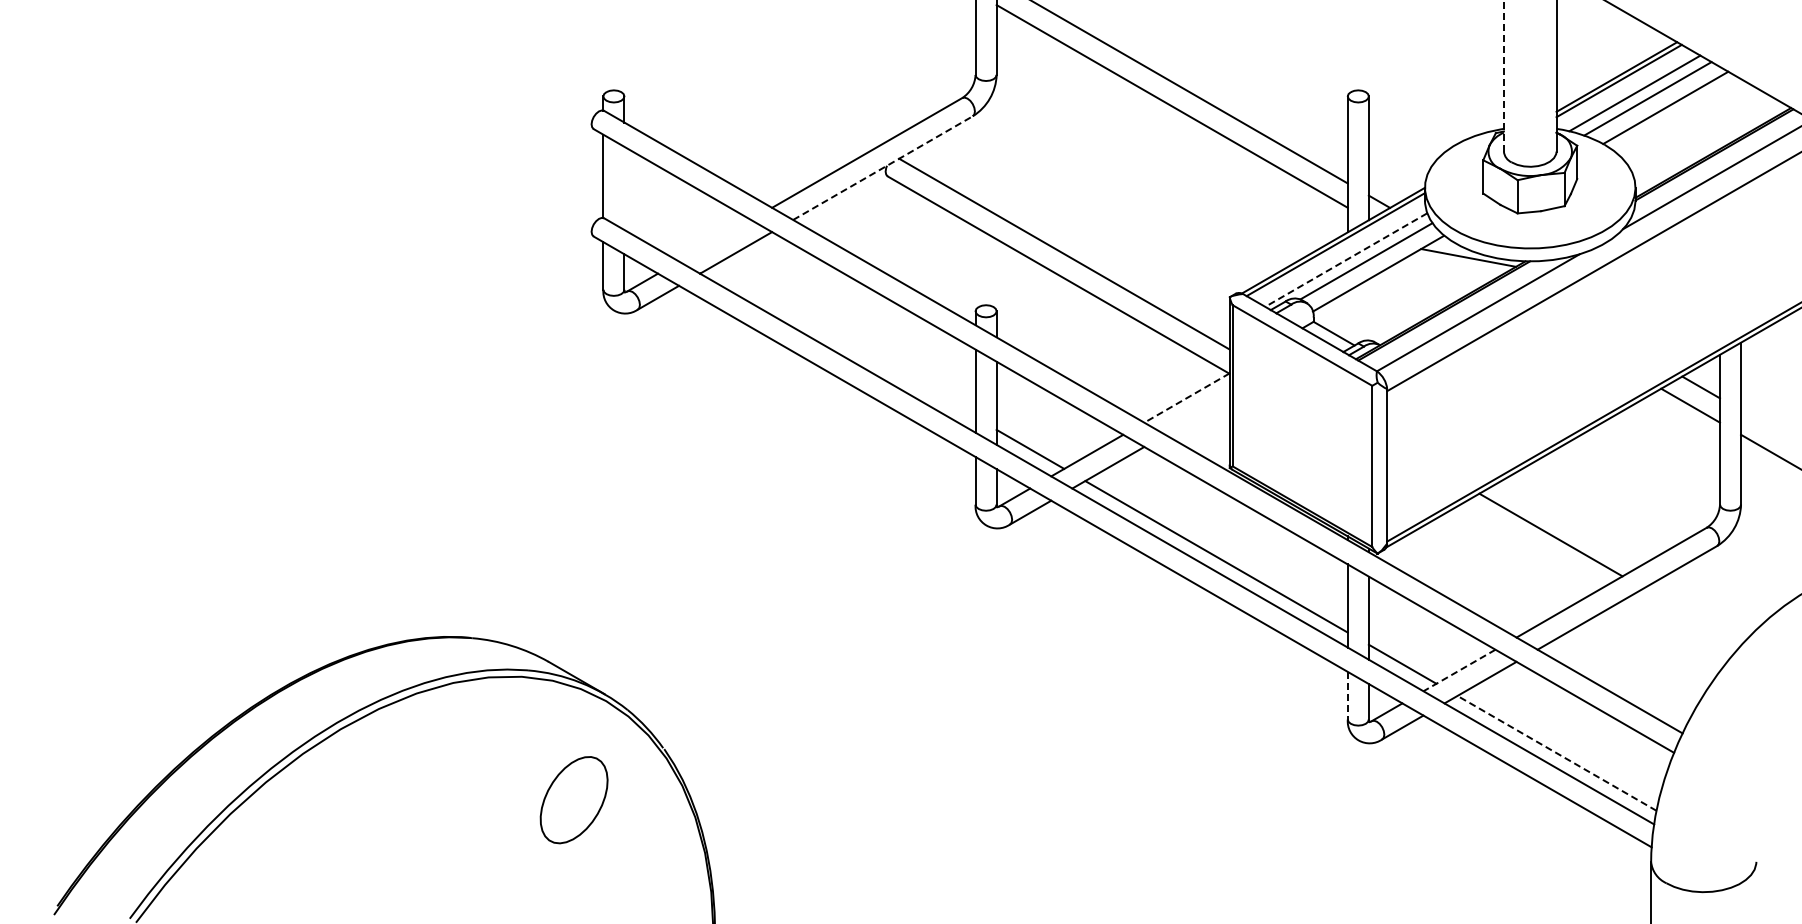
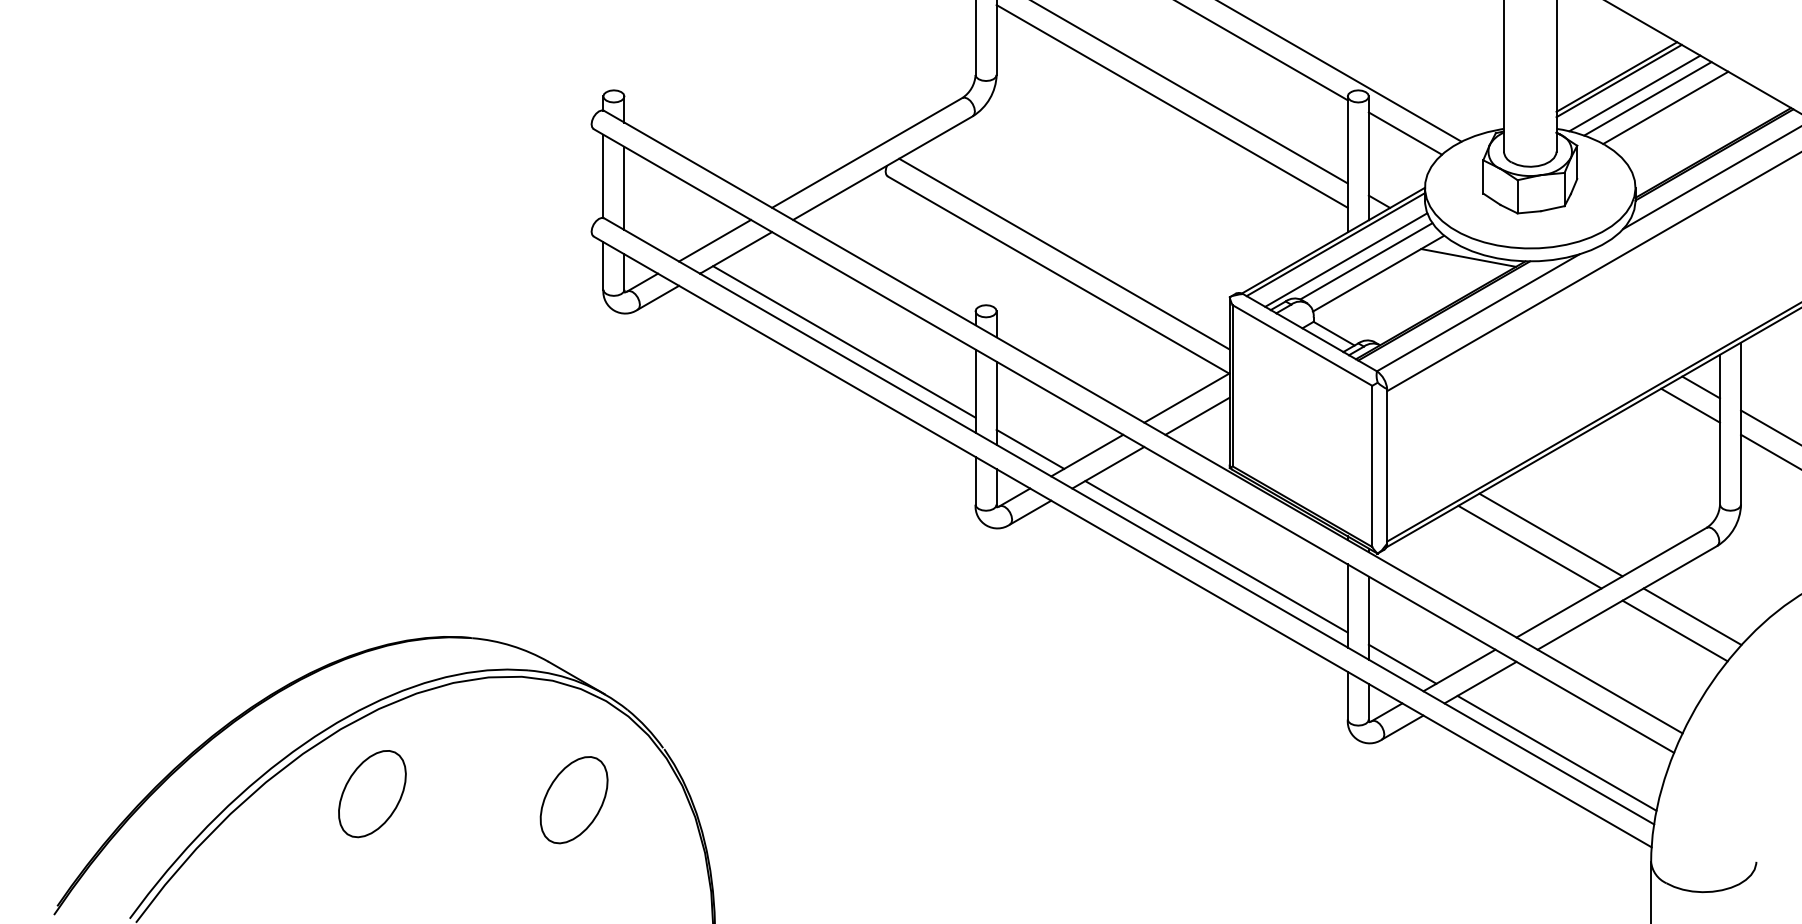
line: none -> present (1262, 51)
line: none -> present (1340, 71)
line: dashed -> solid (1503, 75)
line: none -> present (1404, 133)
line: dashed -> solid (882, 168)
line: none -> present (624, 188)
line: none -> present (715, 240)
line: dashed -> solid (1346, 260)
line: none -> present (844, 341)
line: dashed -> solid (1186, 398)
line: none -> present (1197, 415)
line: none -> present (1769, 426)
line: none -> present (1529, 546)
line: none -> present (1692, 616)
line: none -> present (1674, 630)
line: dashed -> solid (1459, 670)
line: dashed -> solid (1347, 695)
line: dashed -> solid (1557, 753)
part: none -> present (372, 794)
